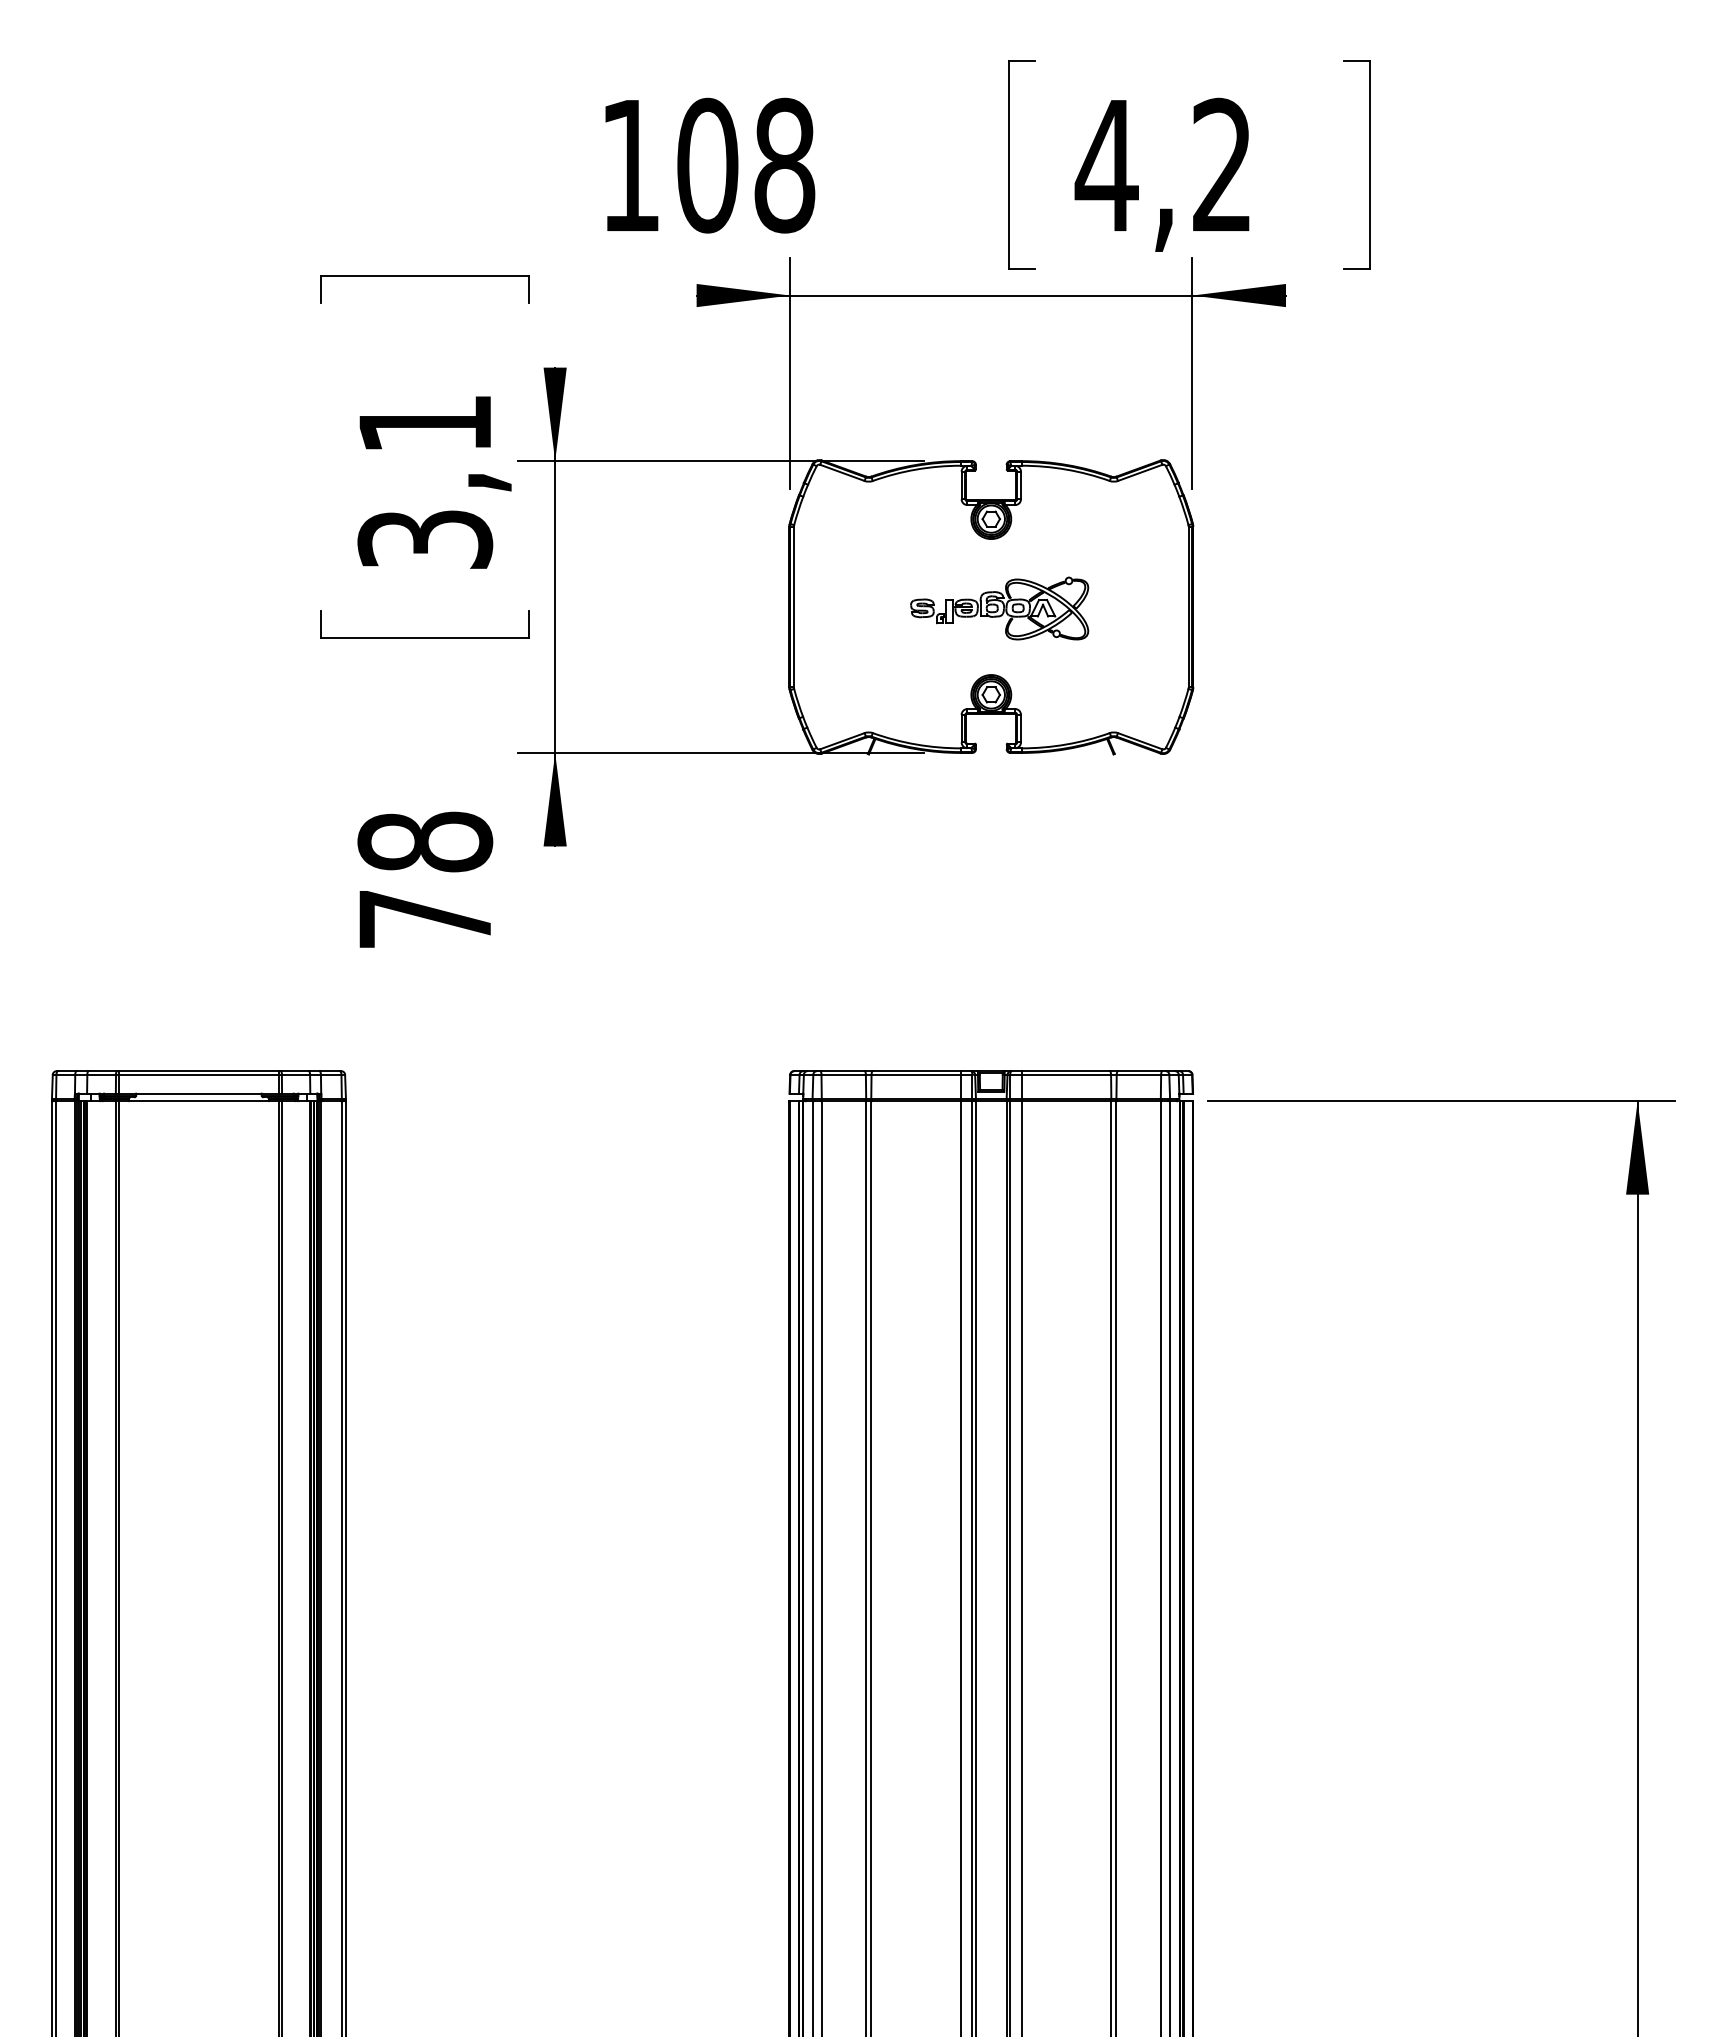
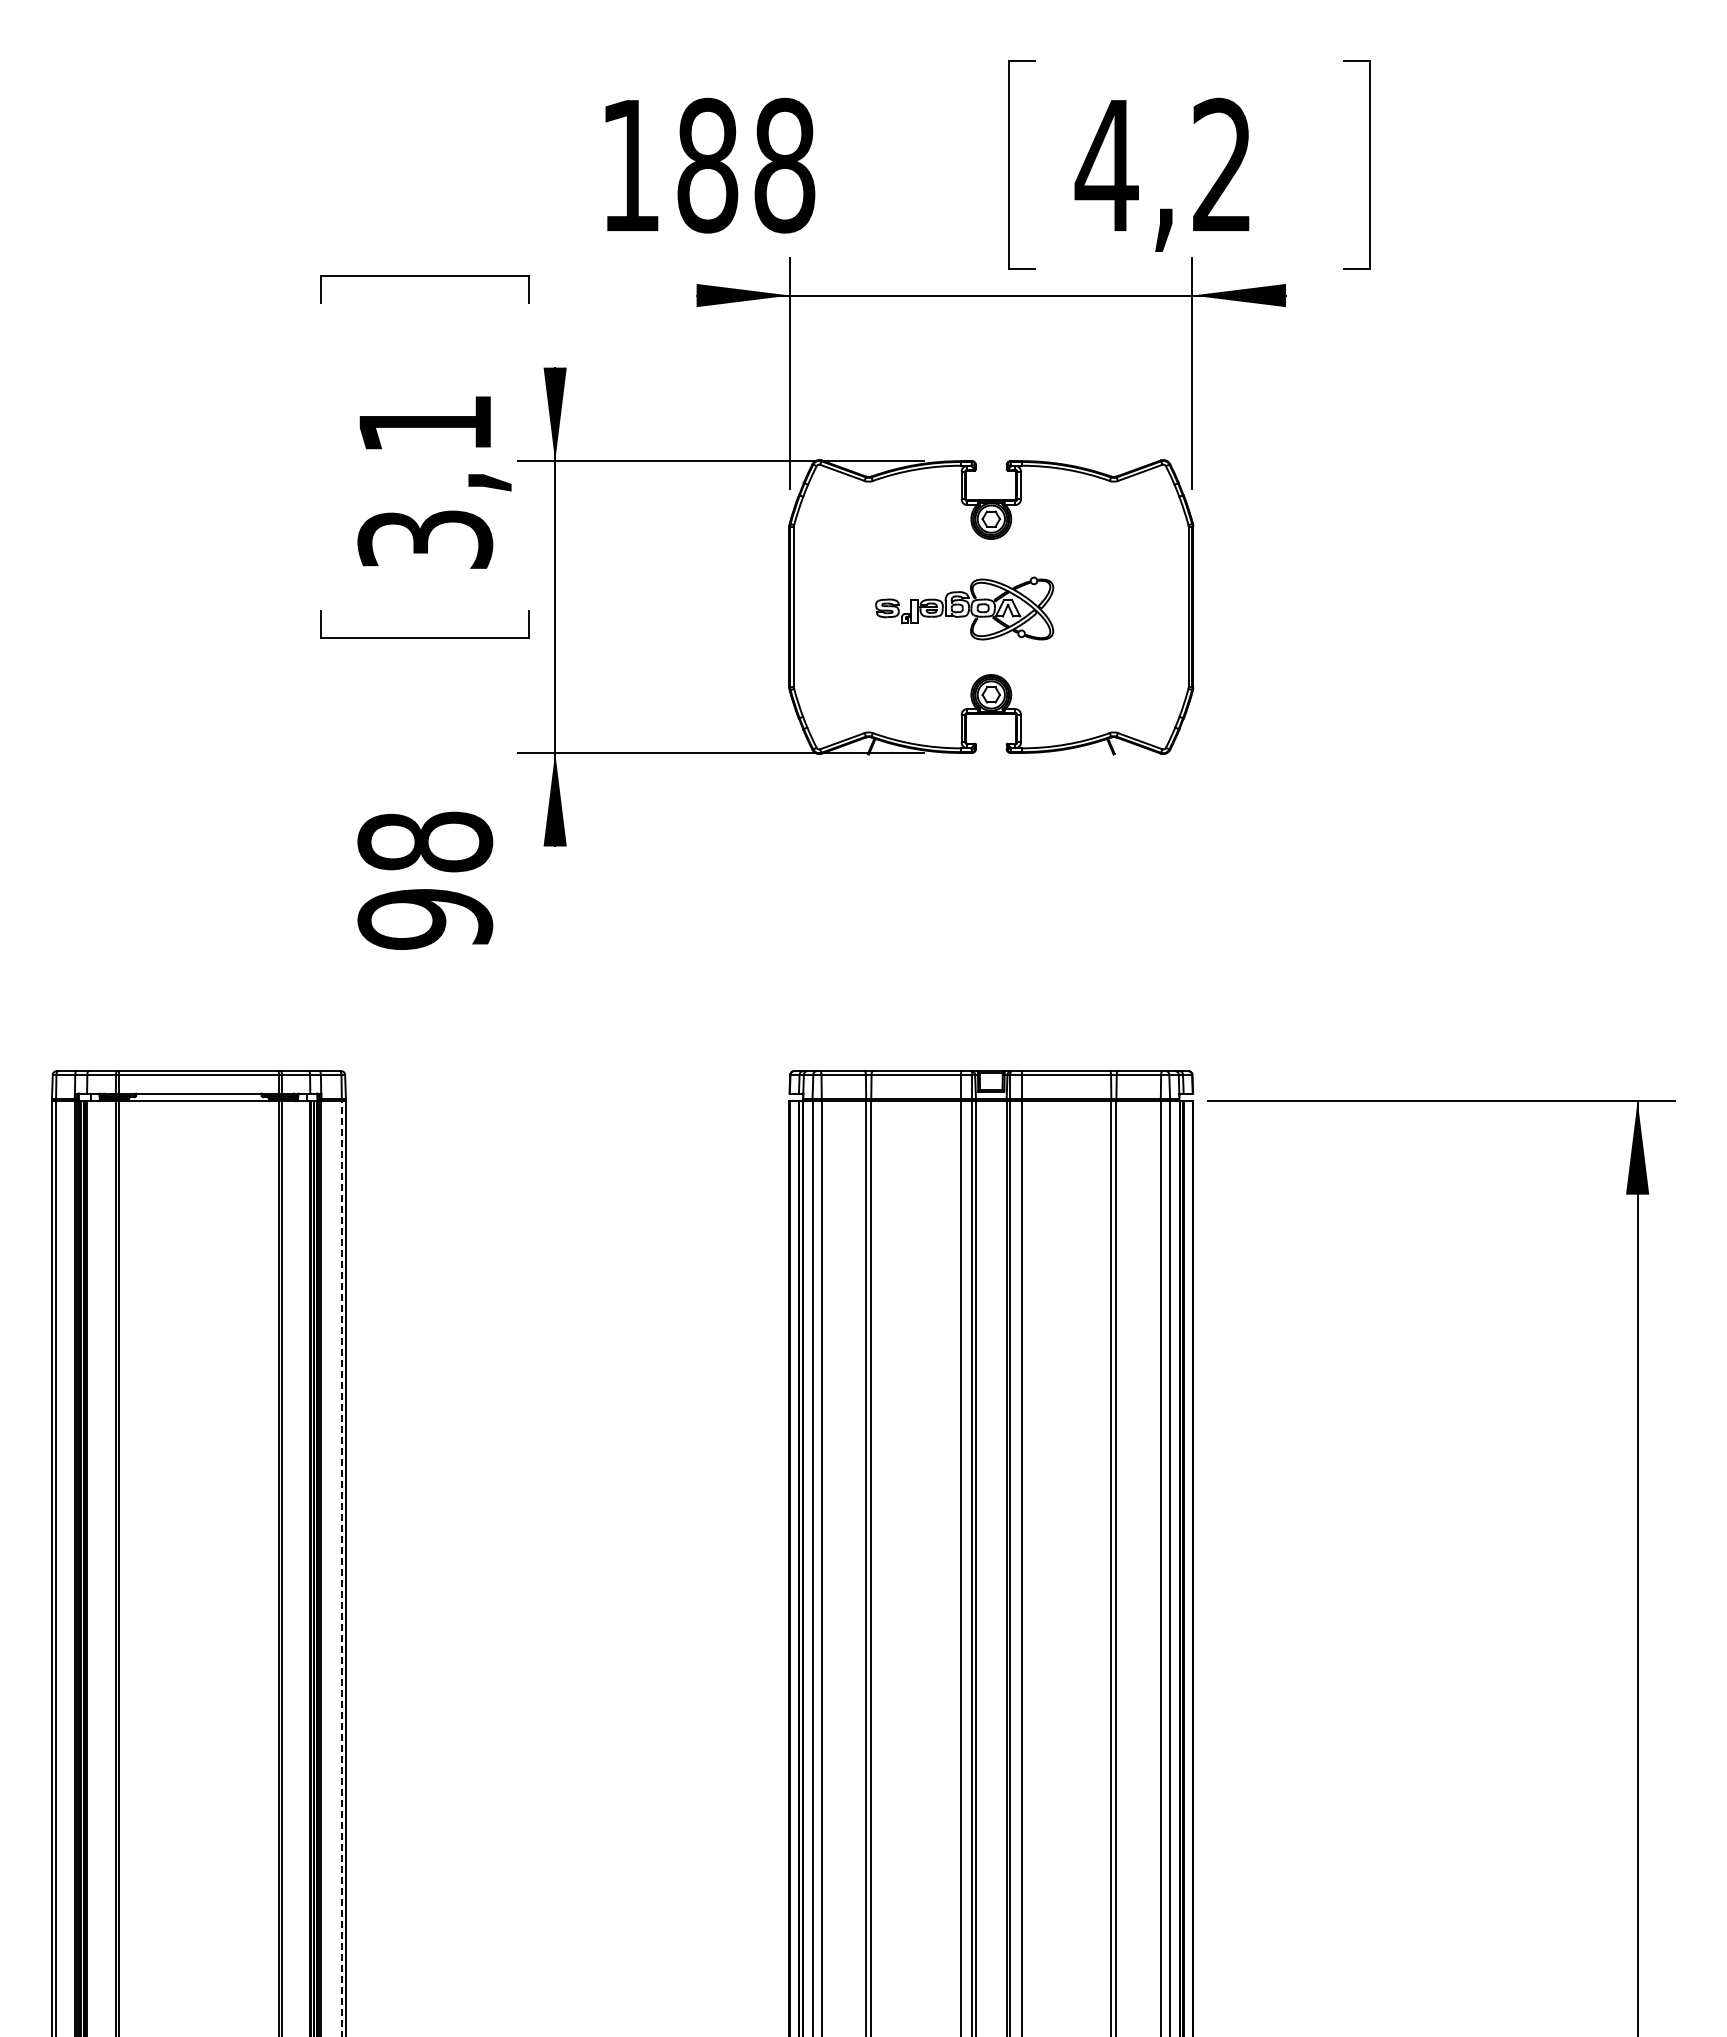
text: 108 -> 188 (707, 165)
part position: (999, 608) -> (964, 608) (964, 608)
text: 78 -> 98 (425, 919)
line: solid -> dashed (341, 1568)
